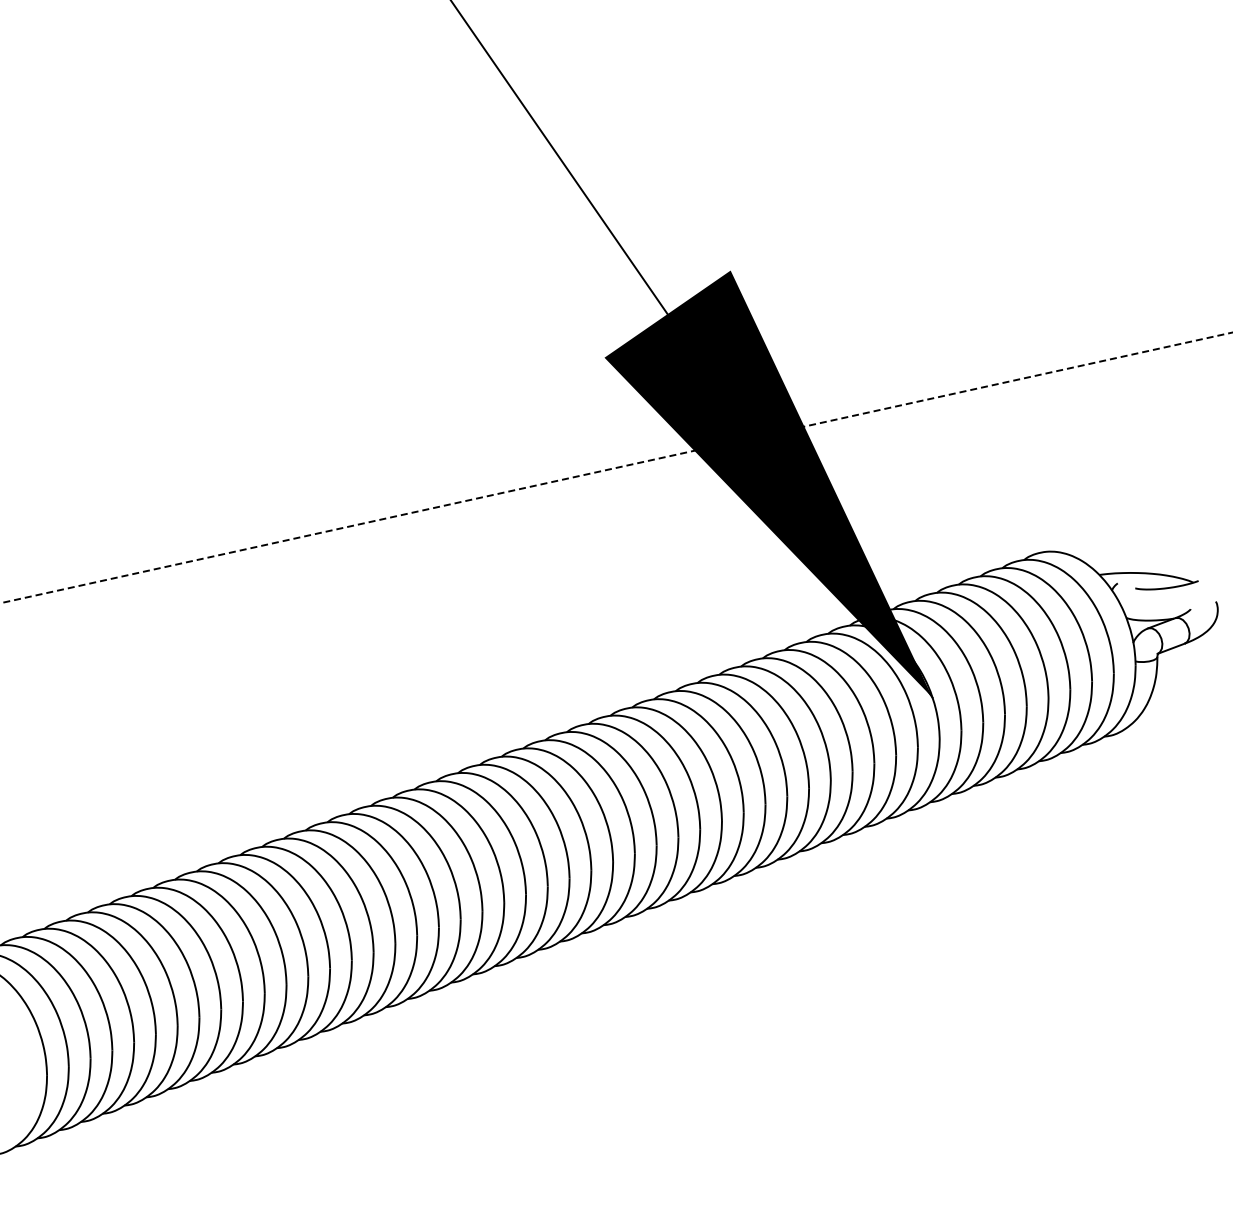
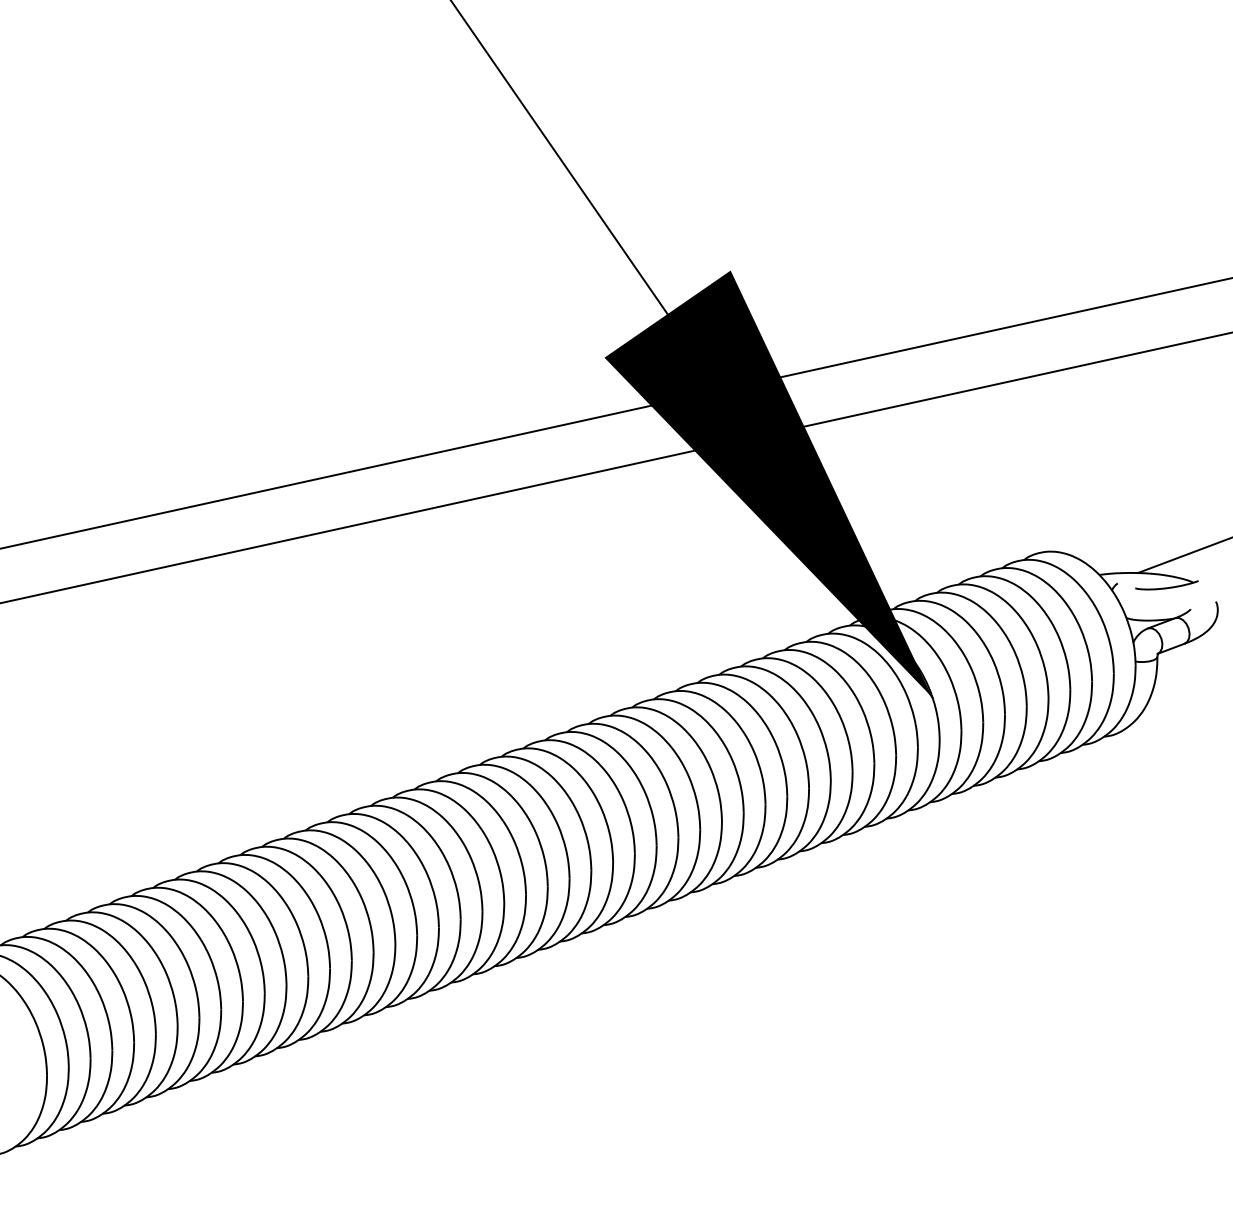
line: none -> present (615, 413)
line: dashed -> solid (616, 467)
line: none -> present (1183, 555)
